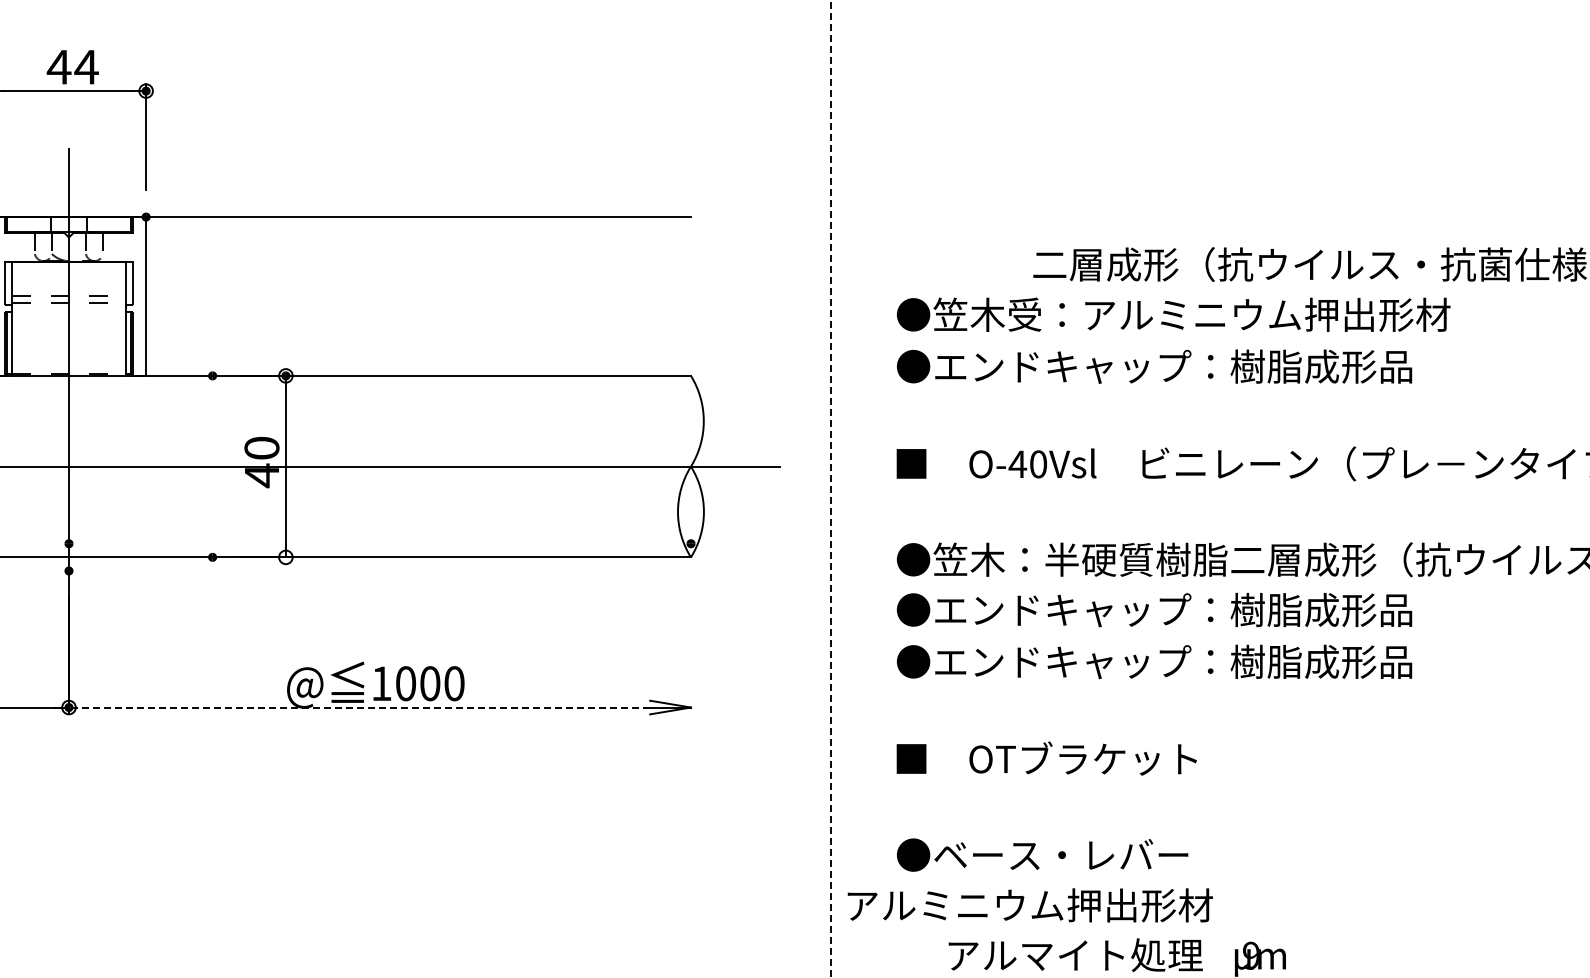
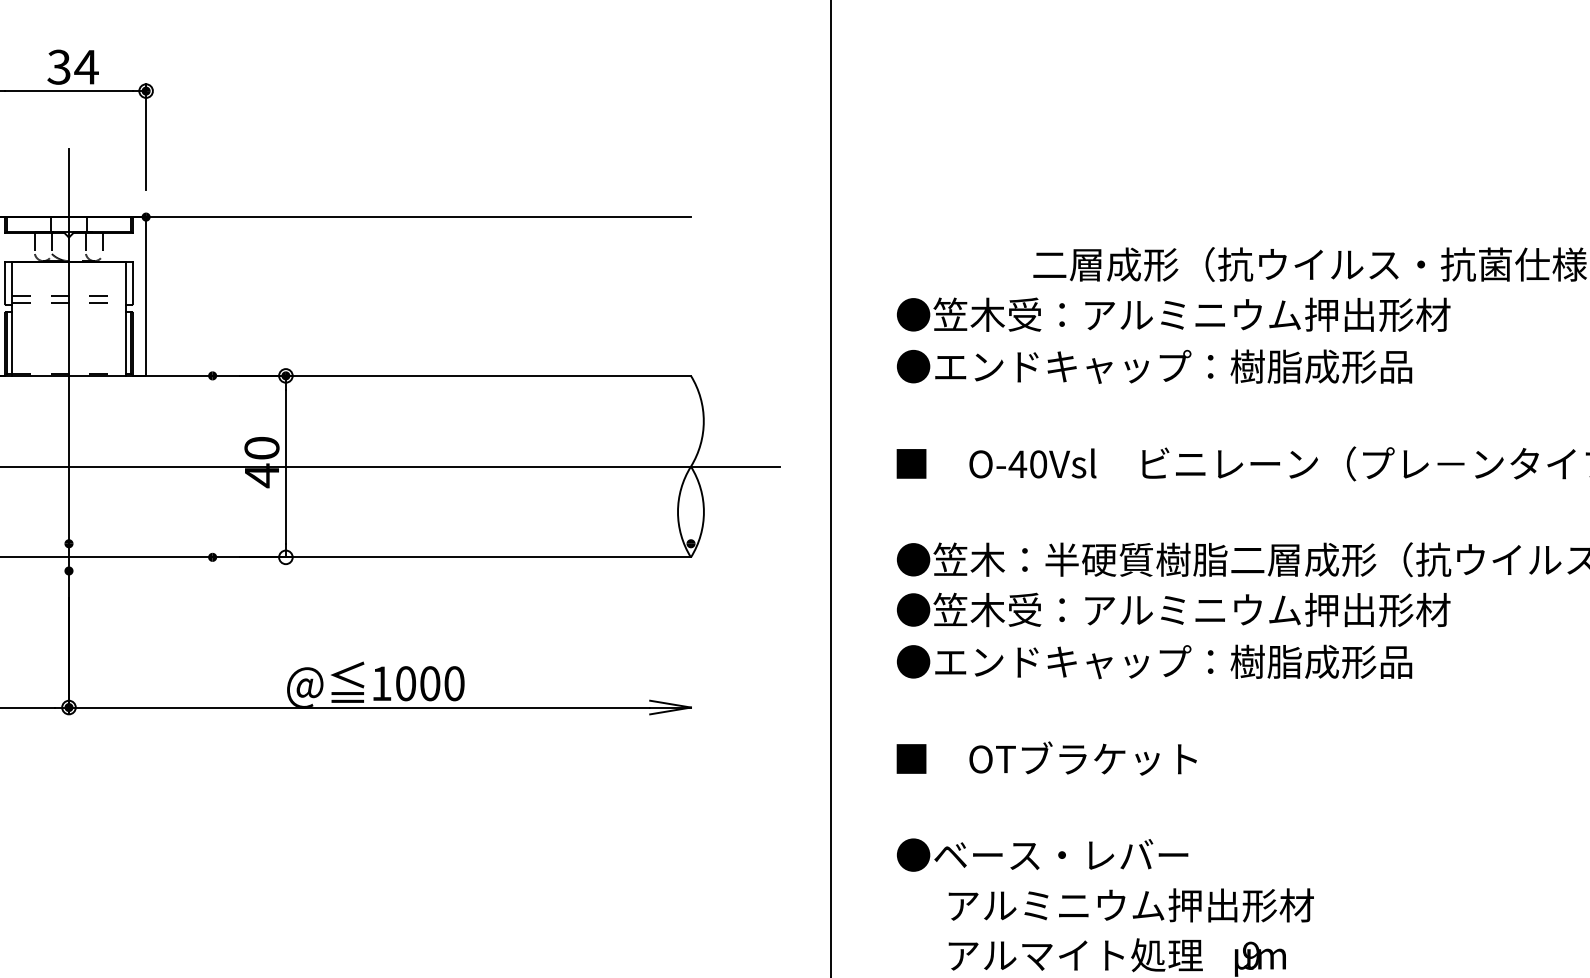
text: 44 -> 34 (58, 66)
line: dashed -> solid (830, 489)
text: ●エンドキャップ：樹脂成形品 -> ●笠木受：アルミニウム押出形材 (1191, 609)
line: dashed -> solid (359, 707)
text position: (1029, 905) -> (1130, 905) (1130, 905)
